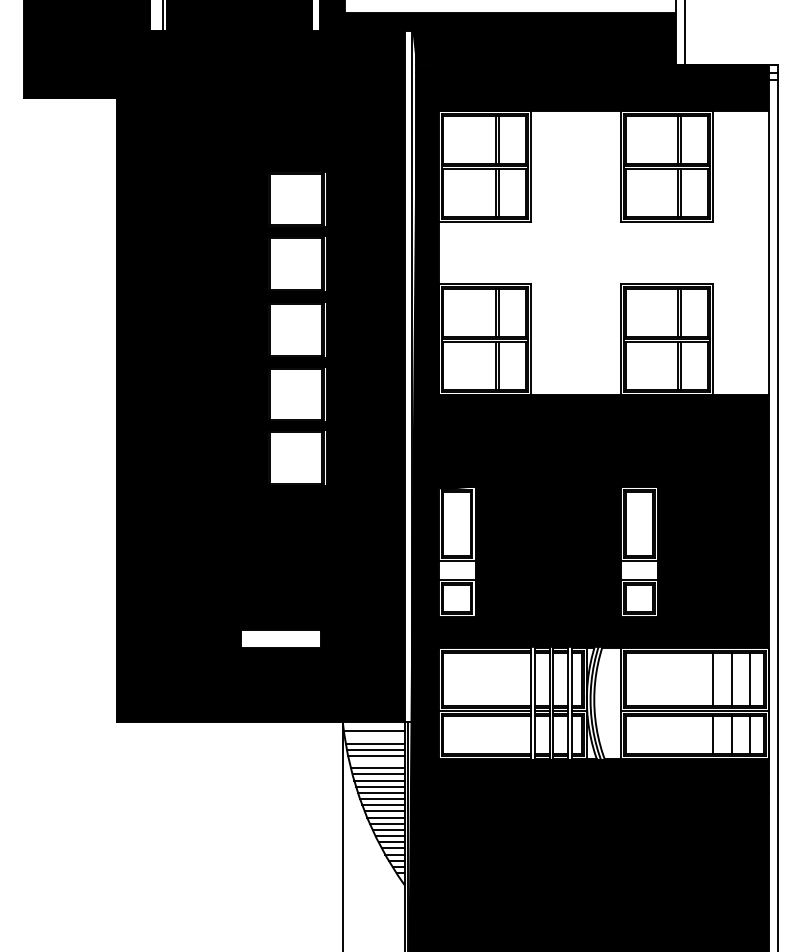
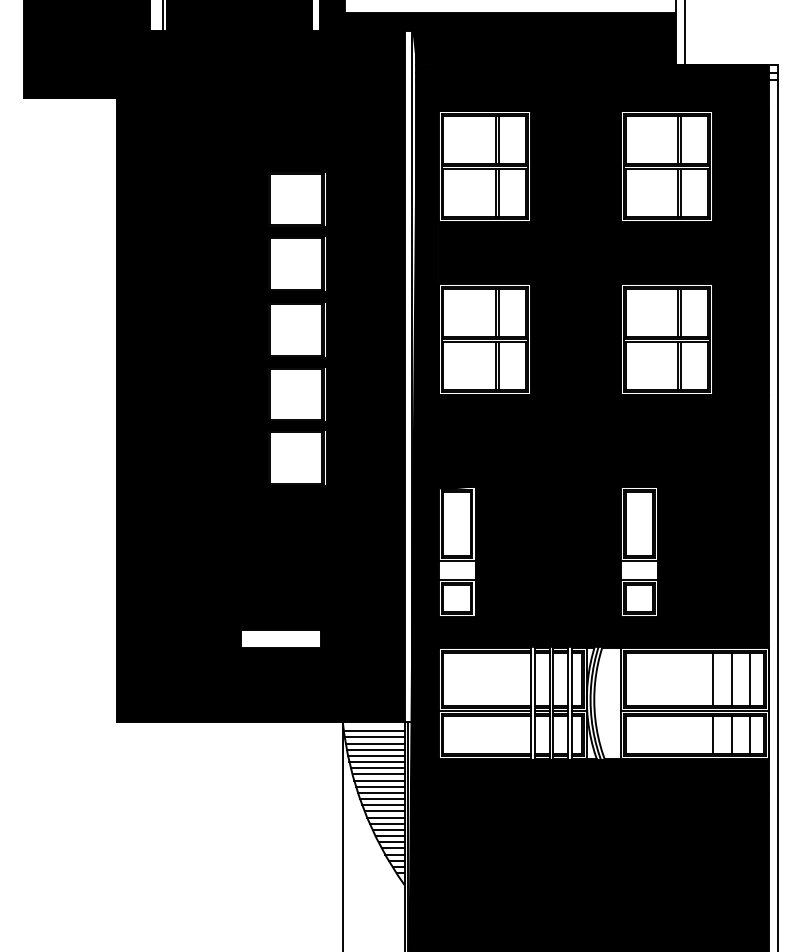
fill: none -> present (603, 252)
line: none -> present (374, 737)
line: none -> present (376, 762)
